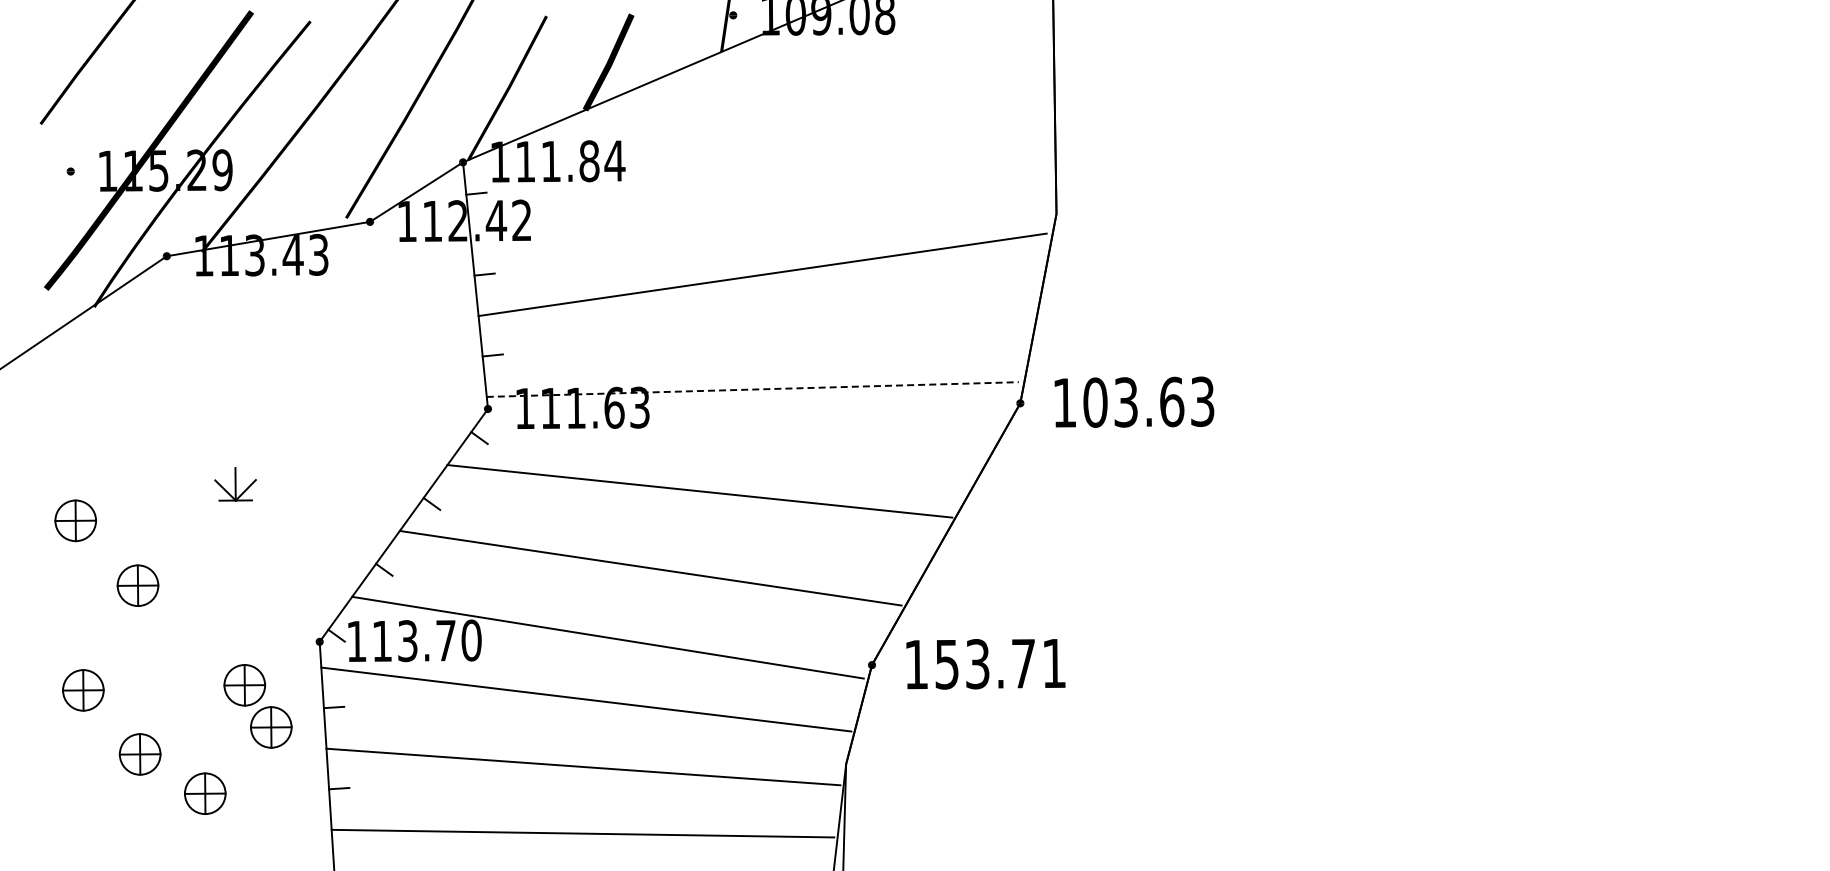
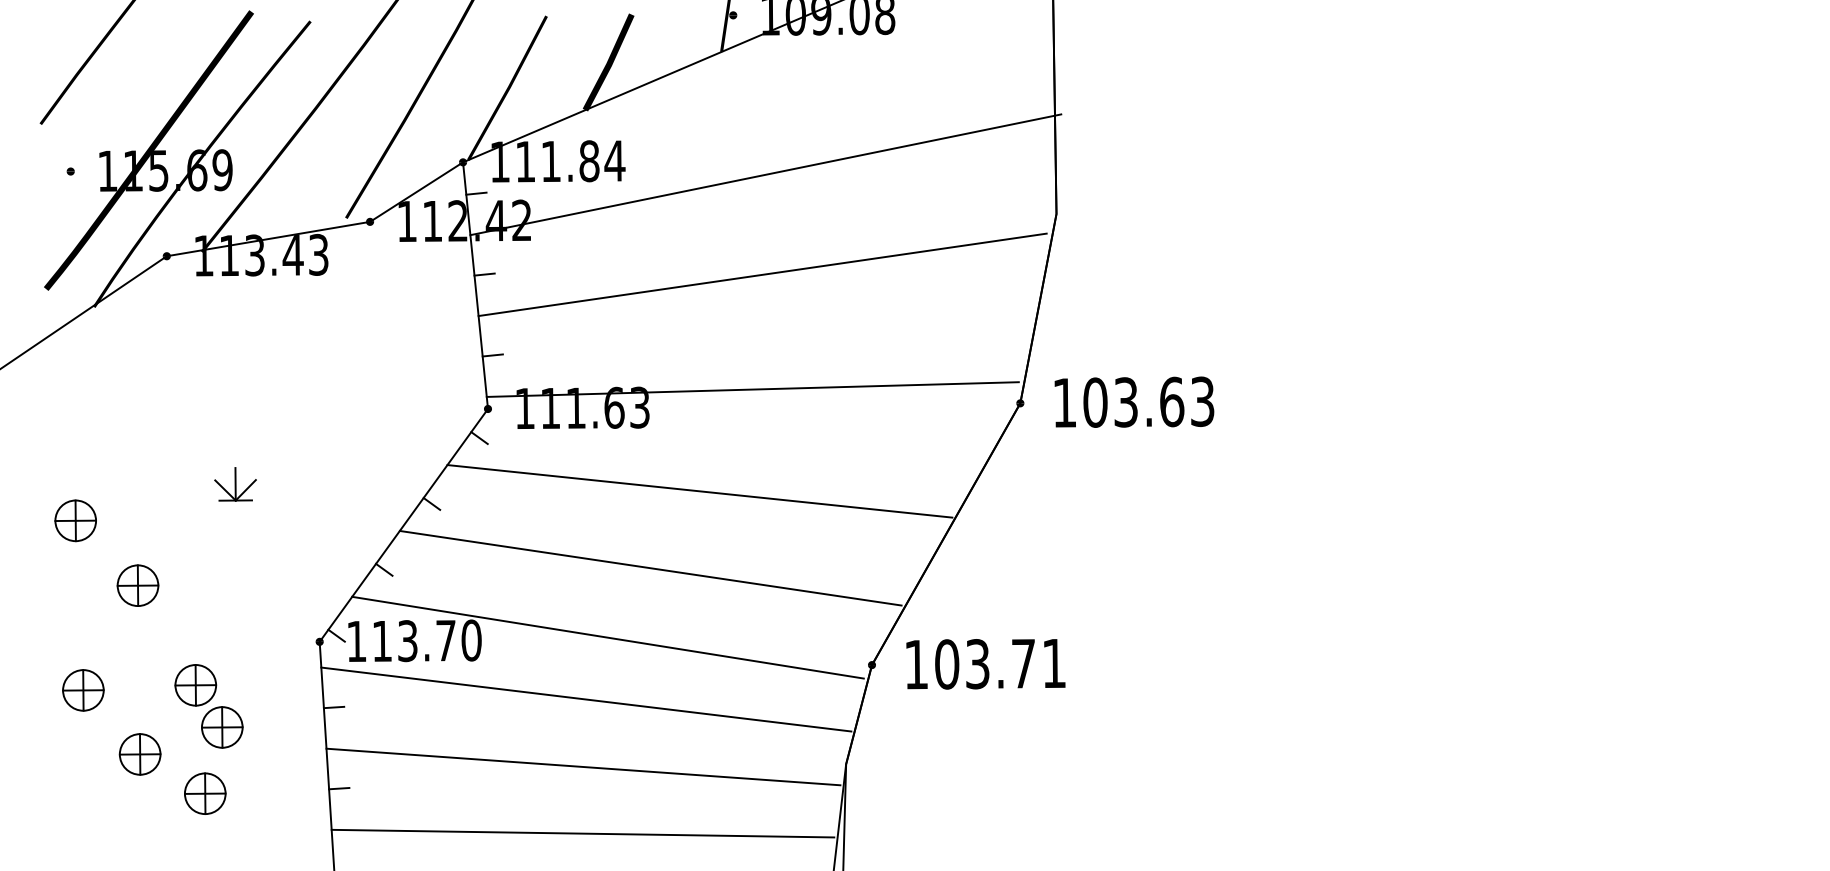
text: 115.29 -> 115.69 (197, 170)
line: none -> present (765, 174)
line: dashed -> solid (753, 389)
text: 153.71 -> 103.71 (947, 664)
part position: (257, 706) -> (208, 706) (208, 706)
